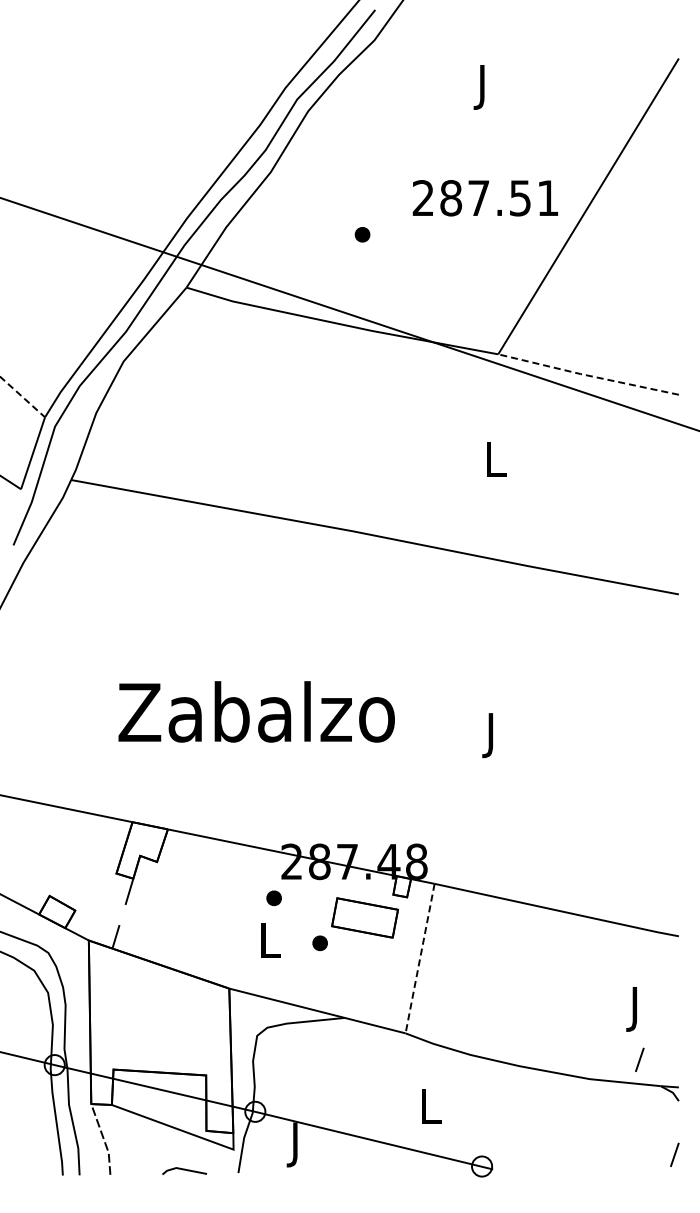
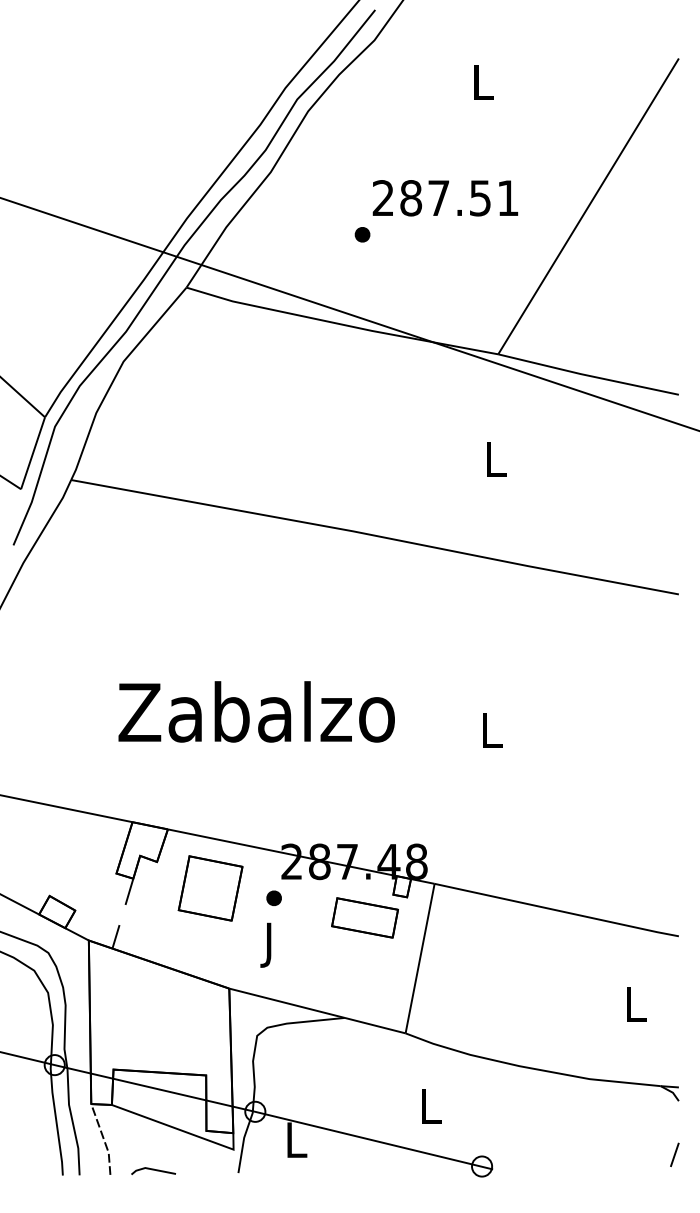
text: J -> L (483, 87)
text position: (485, 198) -> (445, 198) (445, 198)
line: dashed -> solid (587, 375)
line: dashed -> solid (22, 397)
text: J -> L (492, 735)
part: none -> present (210, 888)
part: present -> none (319, 942)
text: L -> J (270, 944)
line: dashed -> solid (420, 959)
text: J -> L (636, 1009)
line: present -> none (639, 1059)
text: J -> L (296, 1144)
line position: (184, 1170) -> (153, 1170) (153, 1170)
